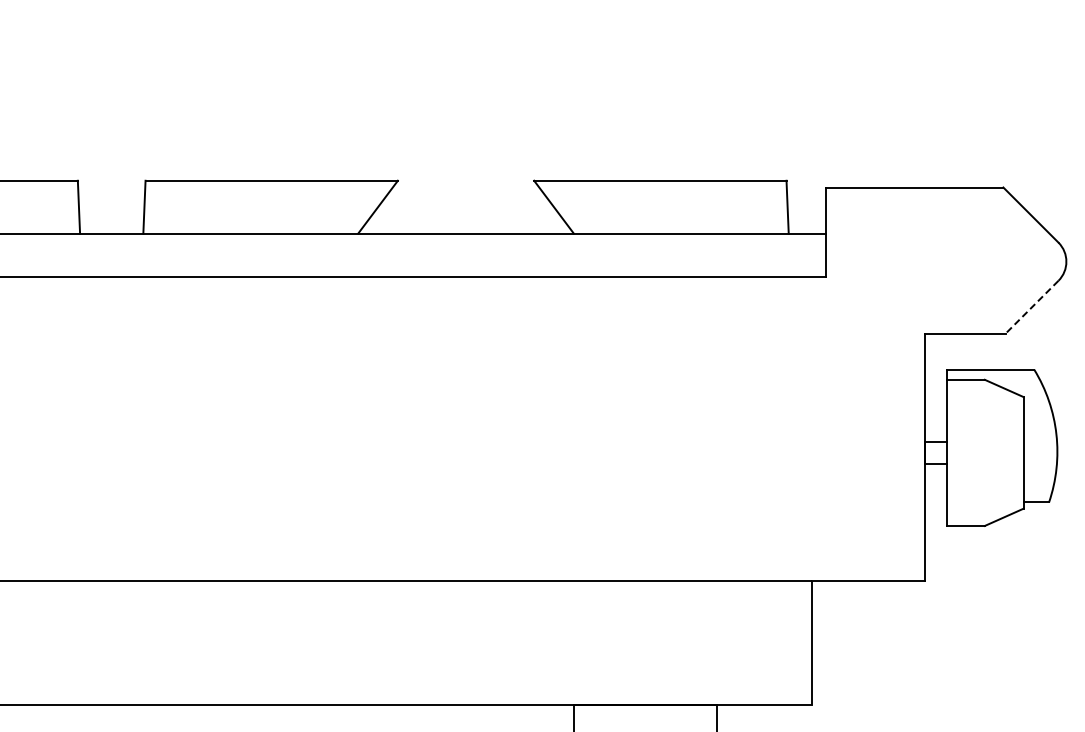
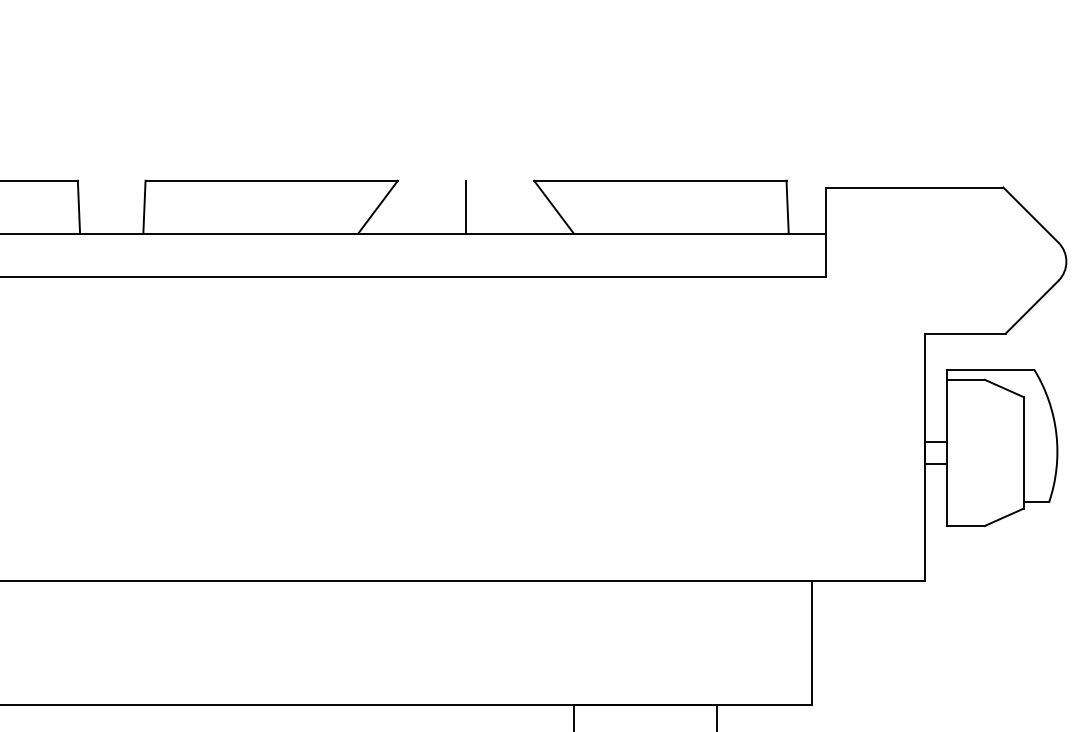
line: none -> present (466, 206)
line: dashed -> solid (1031, 307)
